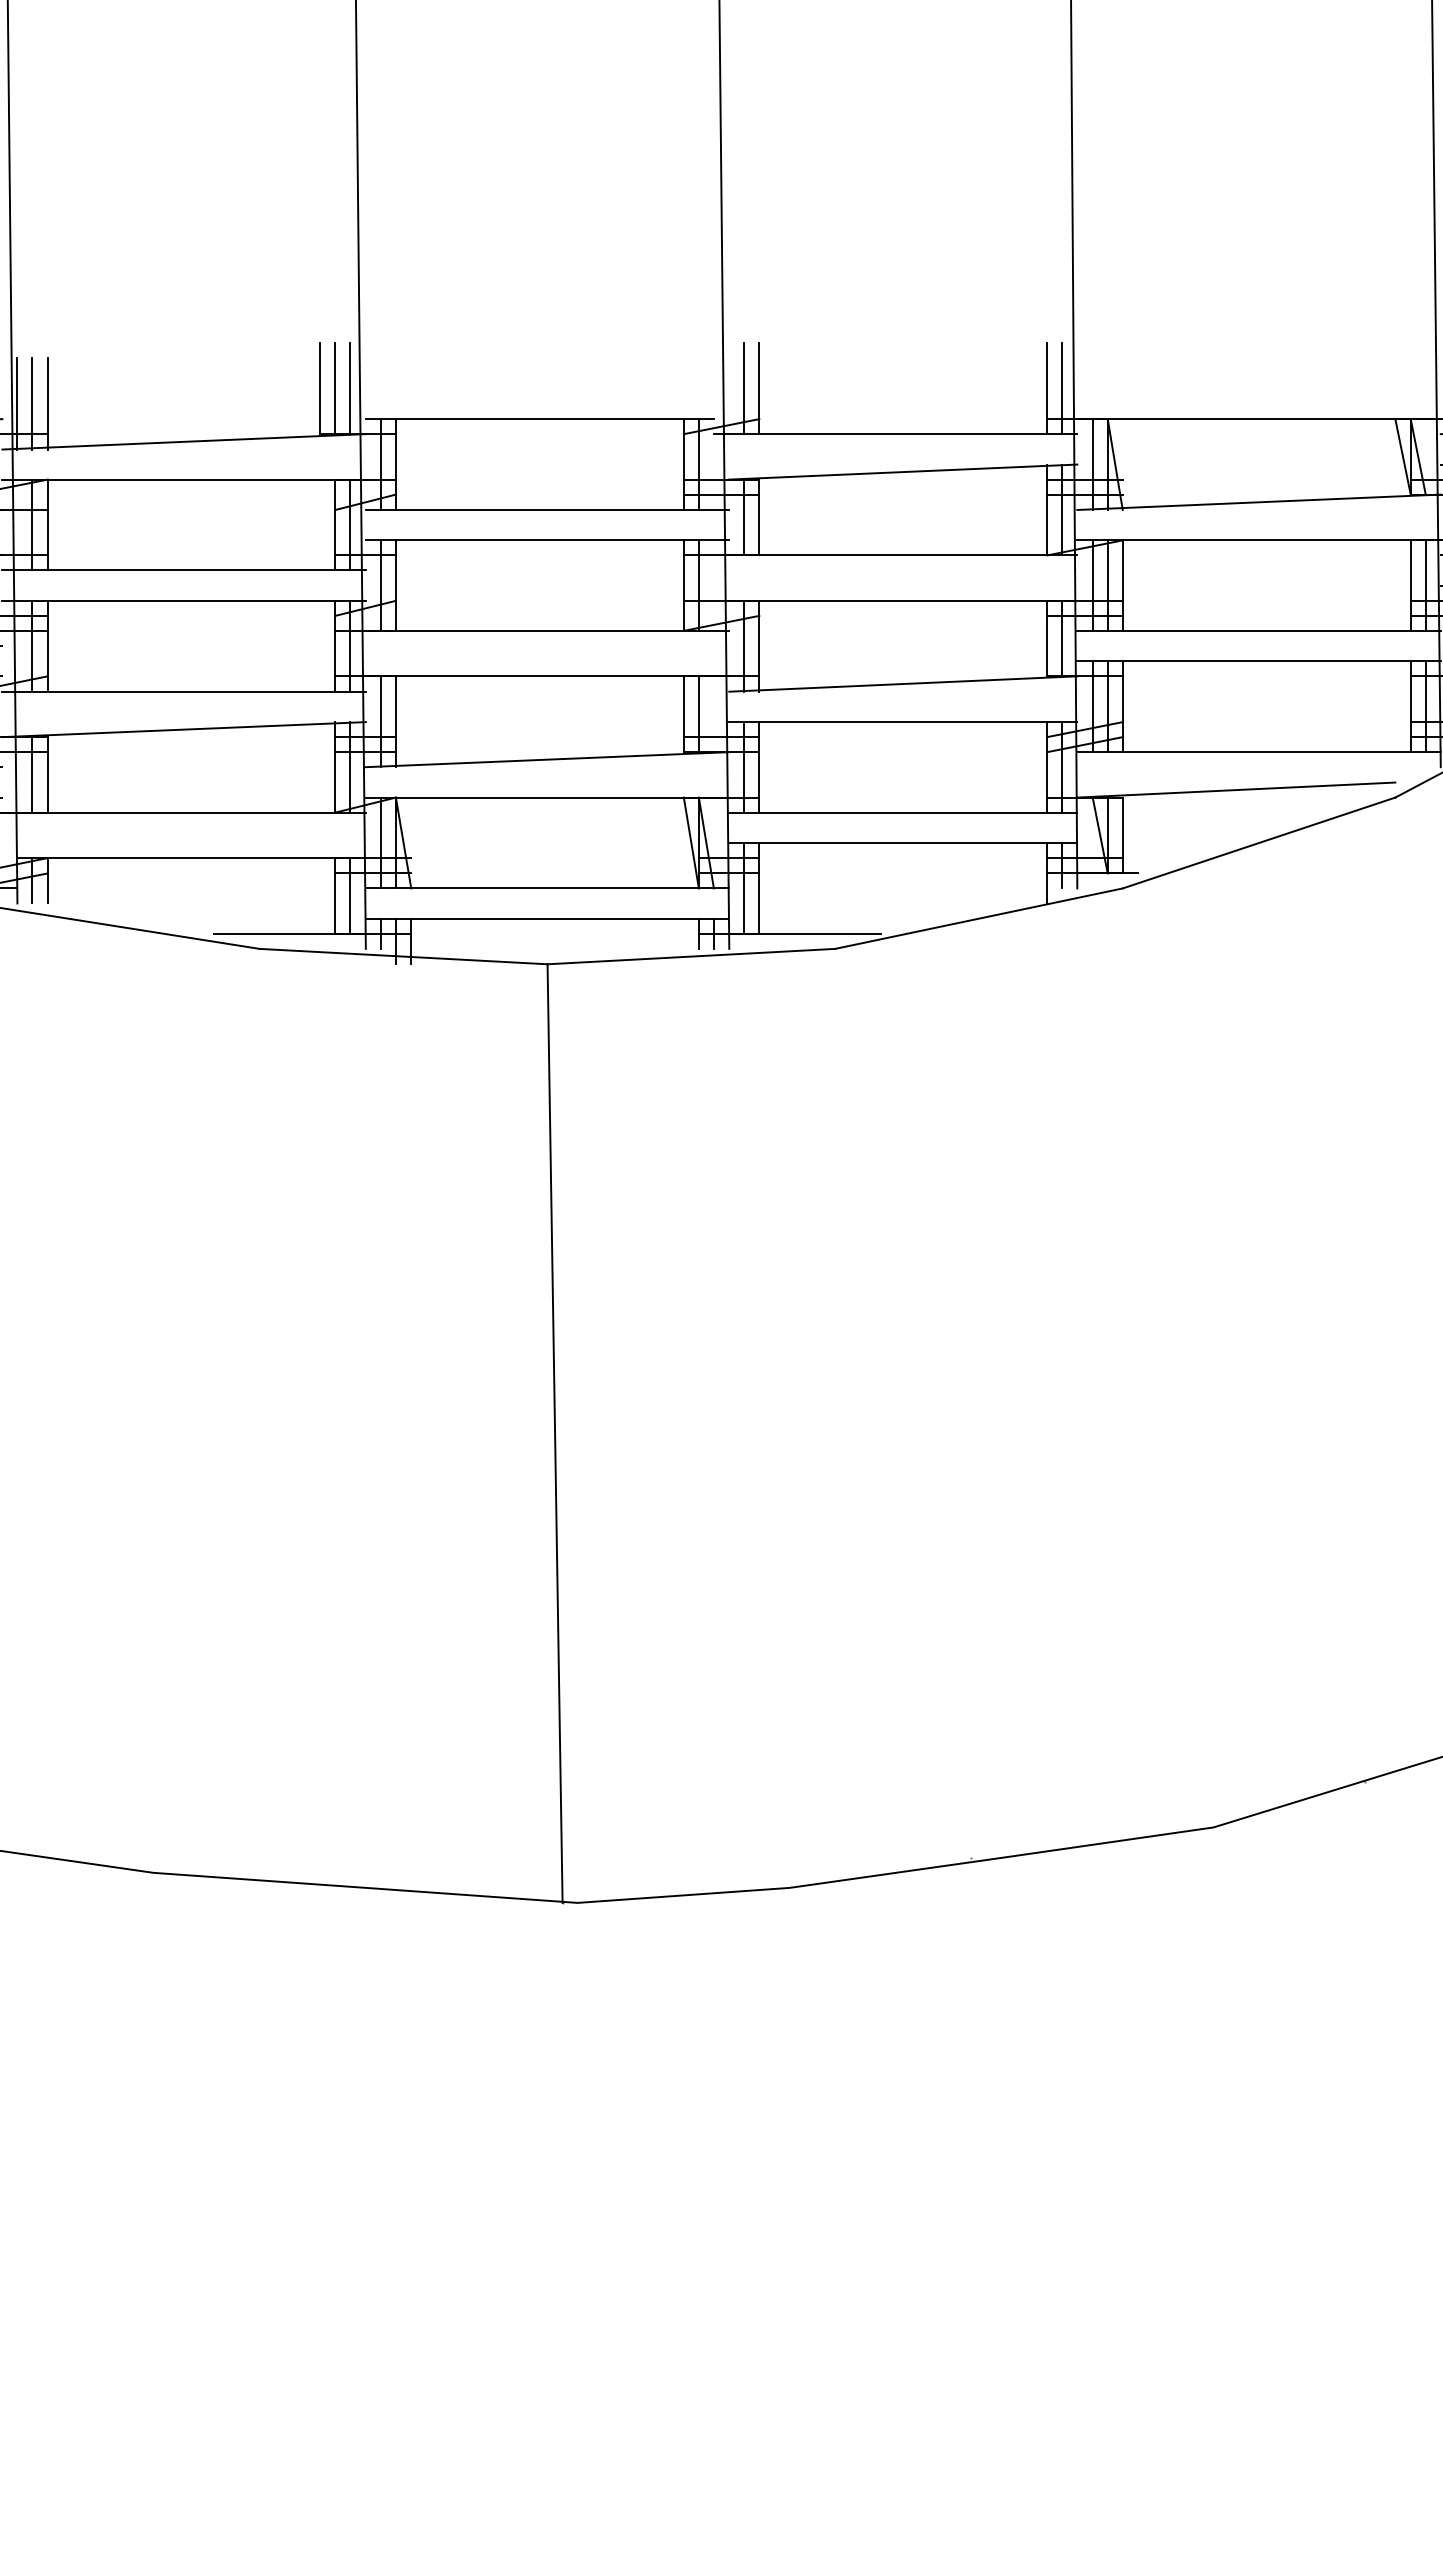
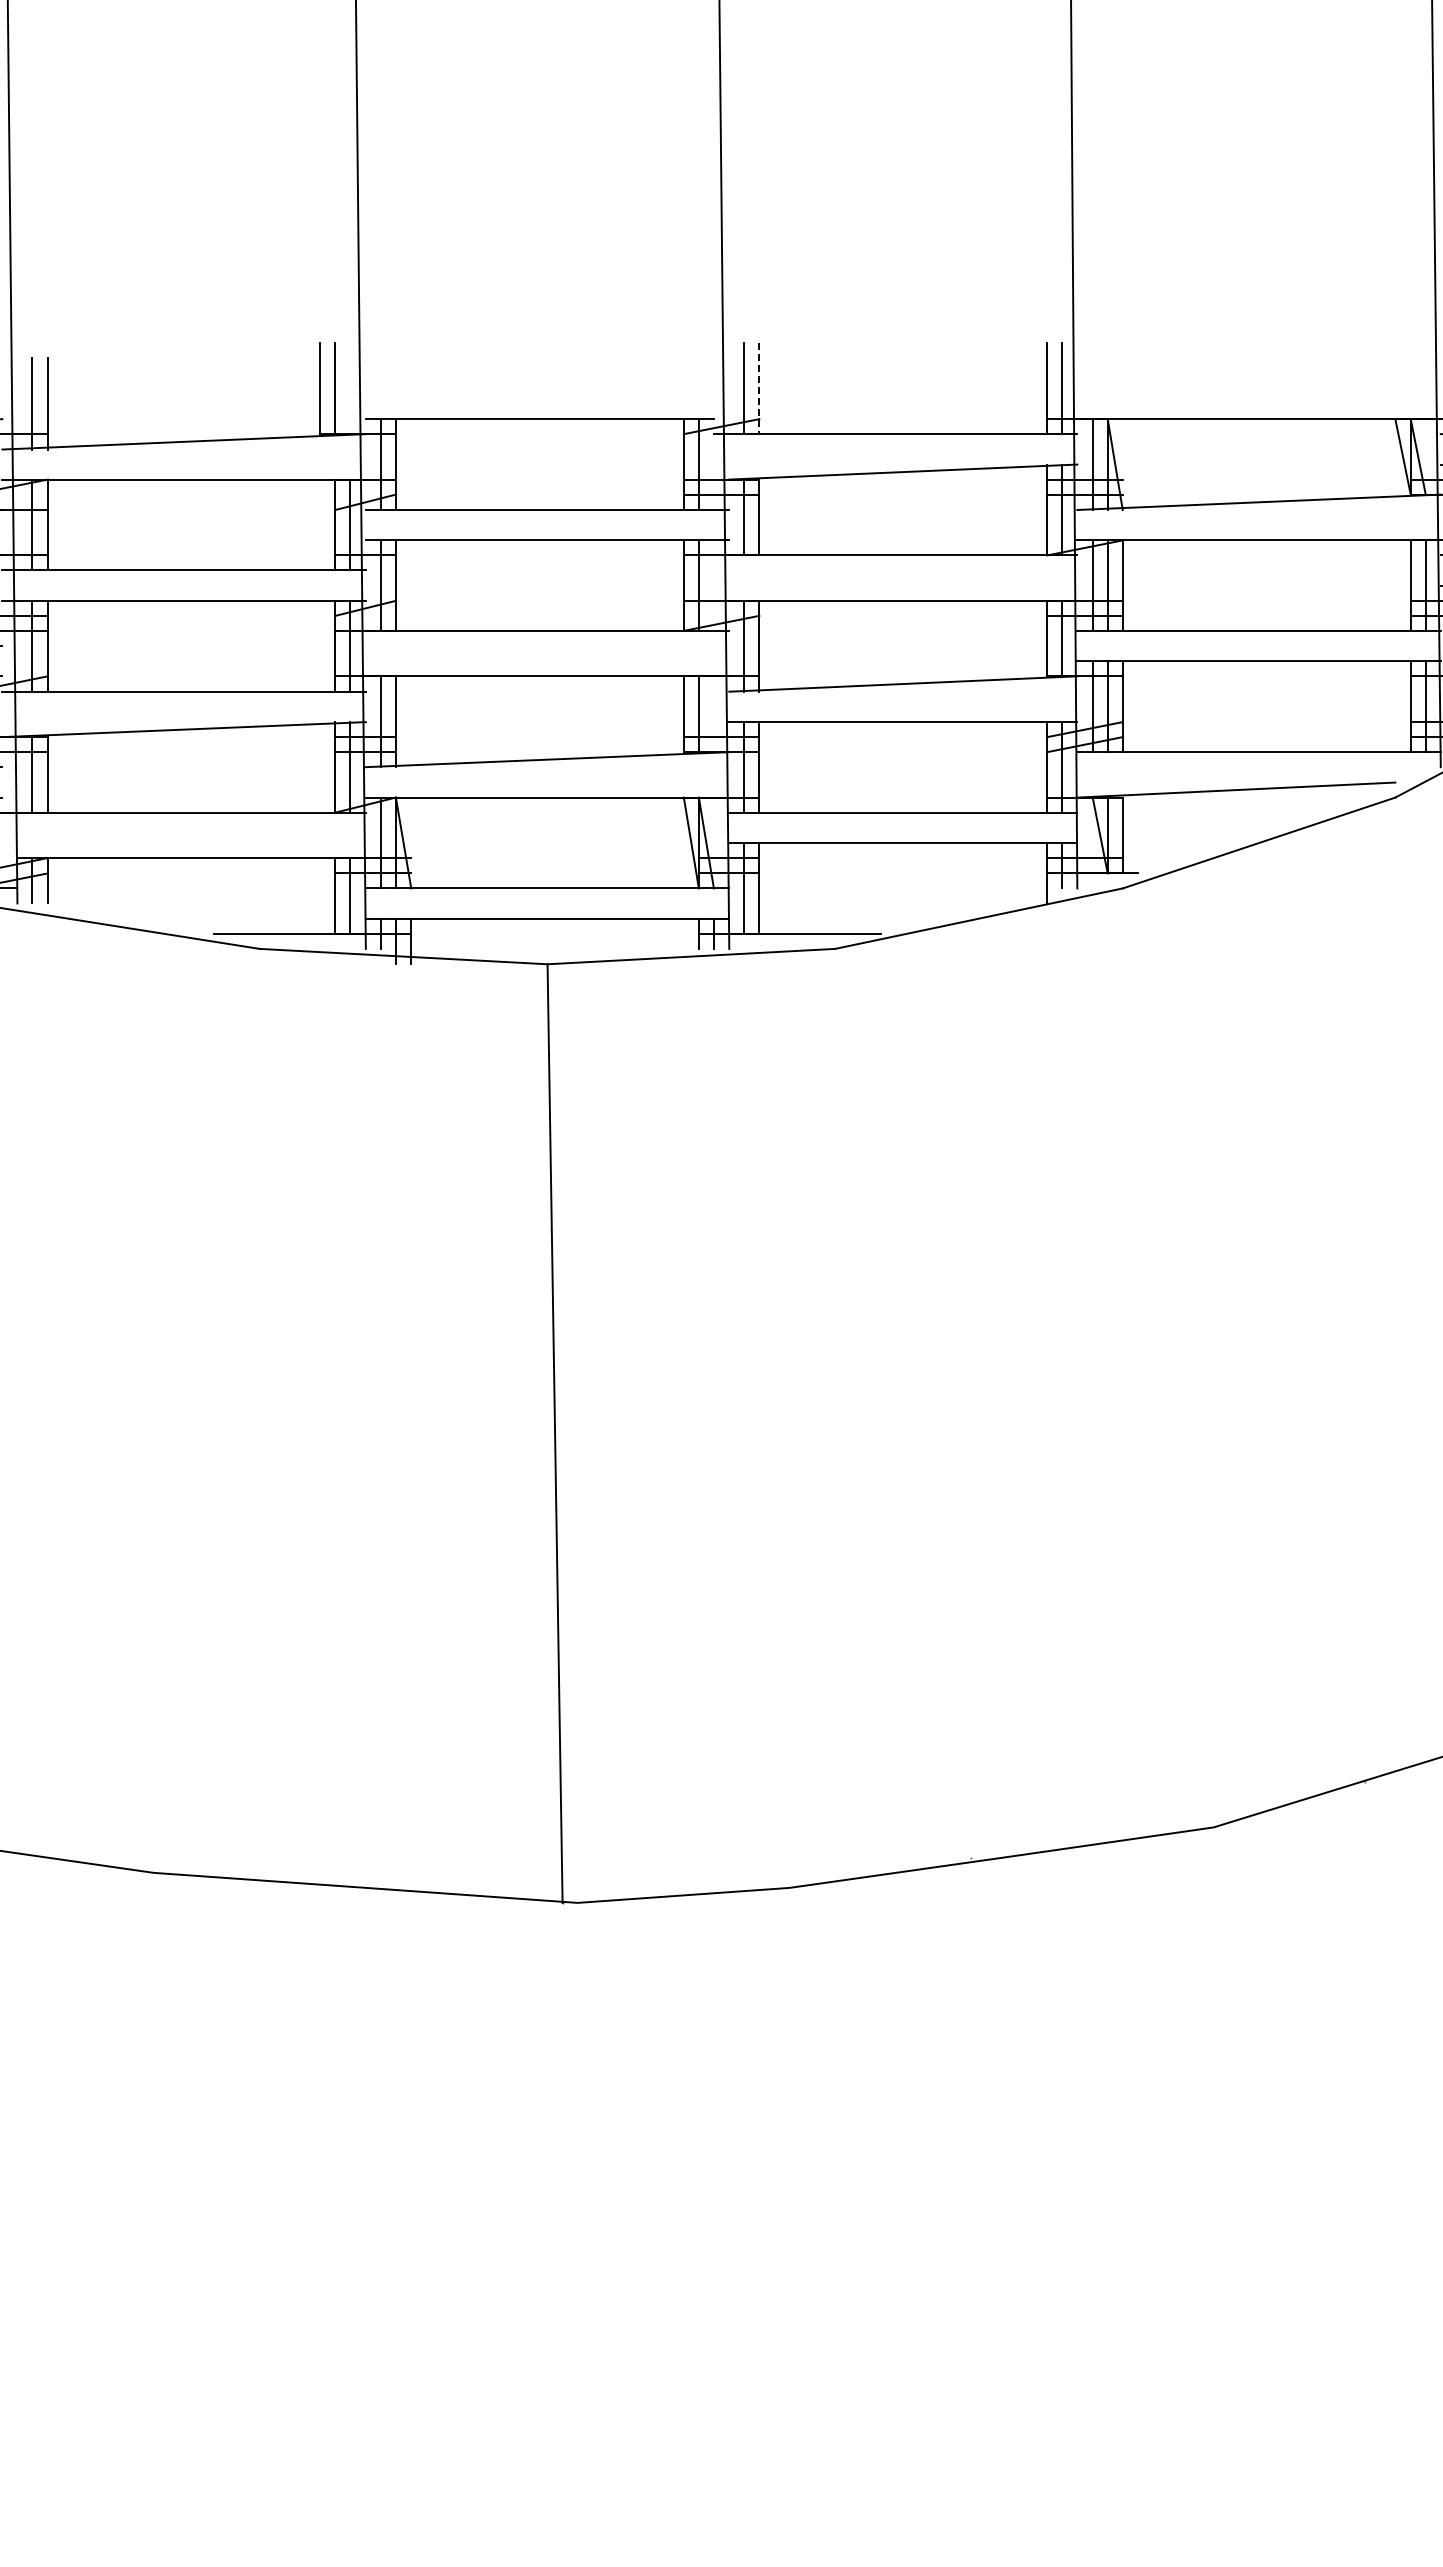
line: present -> none (350, 388)
line: solid -> dashed (759, 389)
line: present -> none (17, 403)
